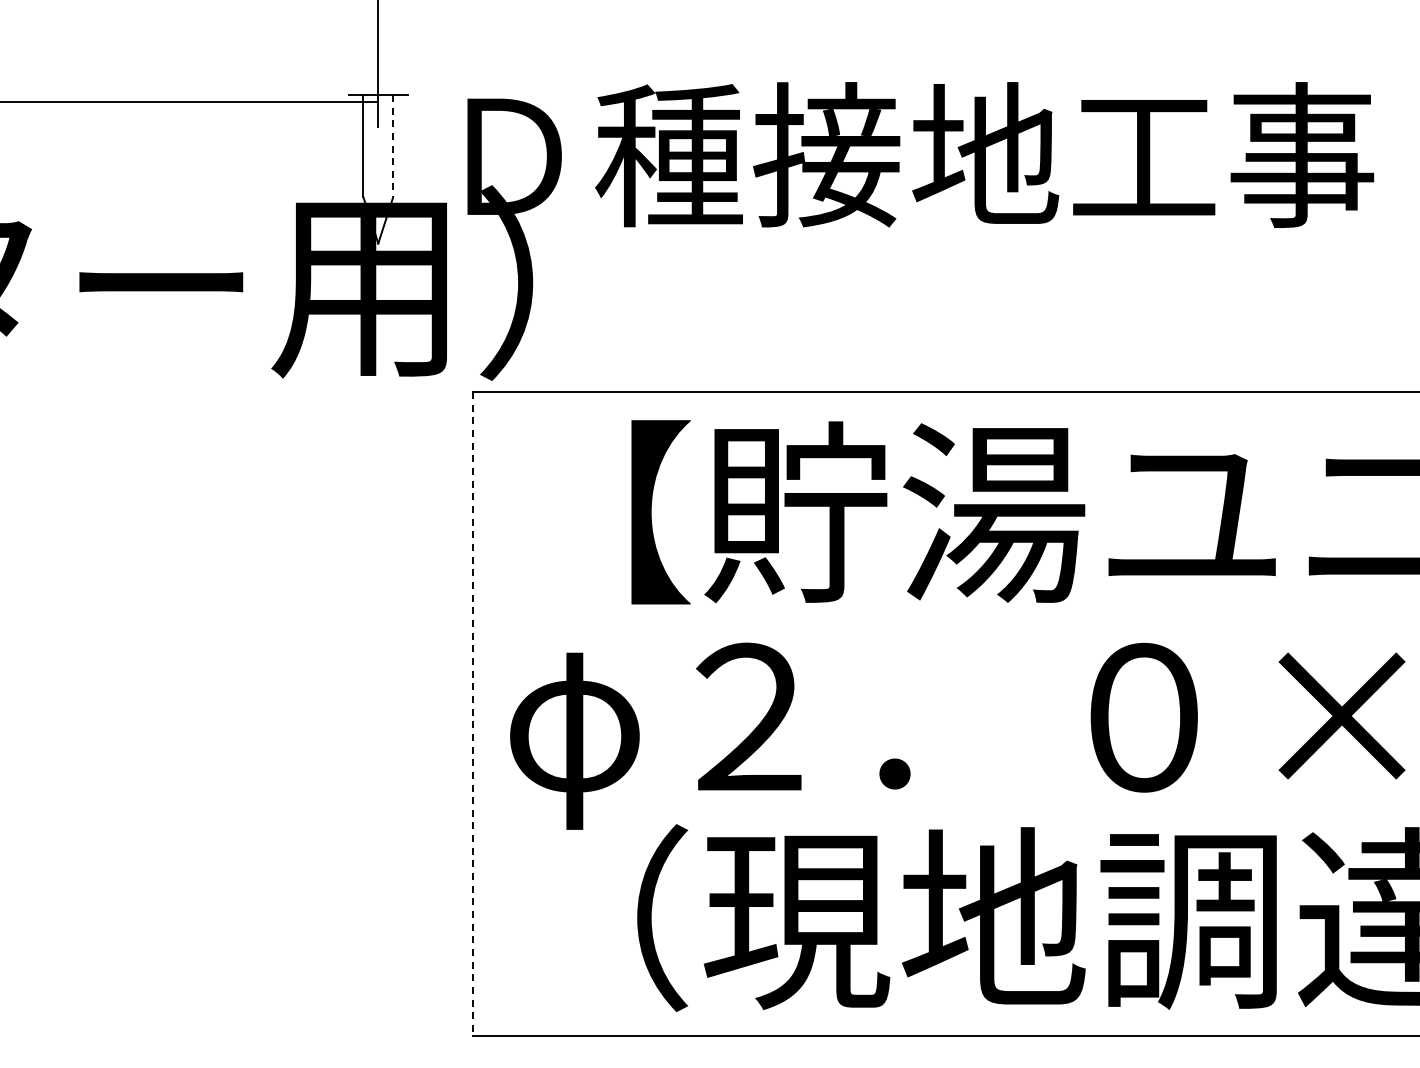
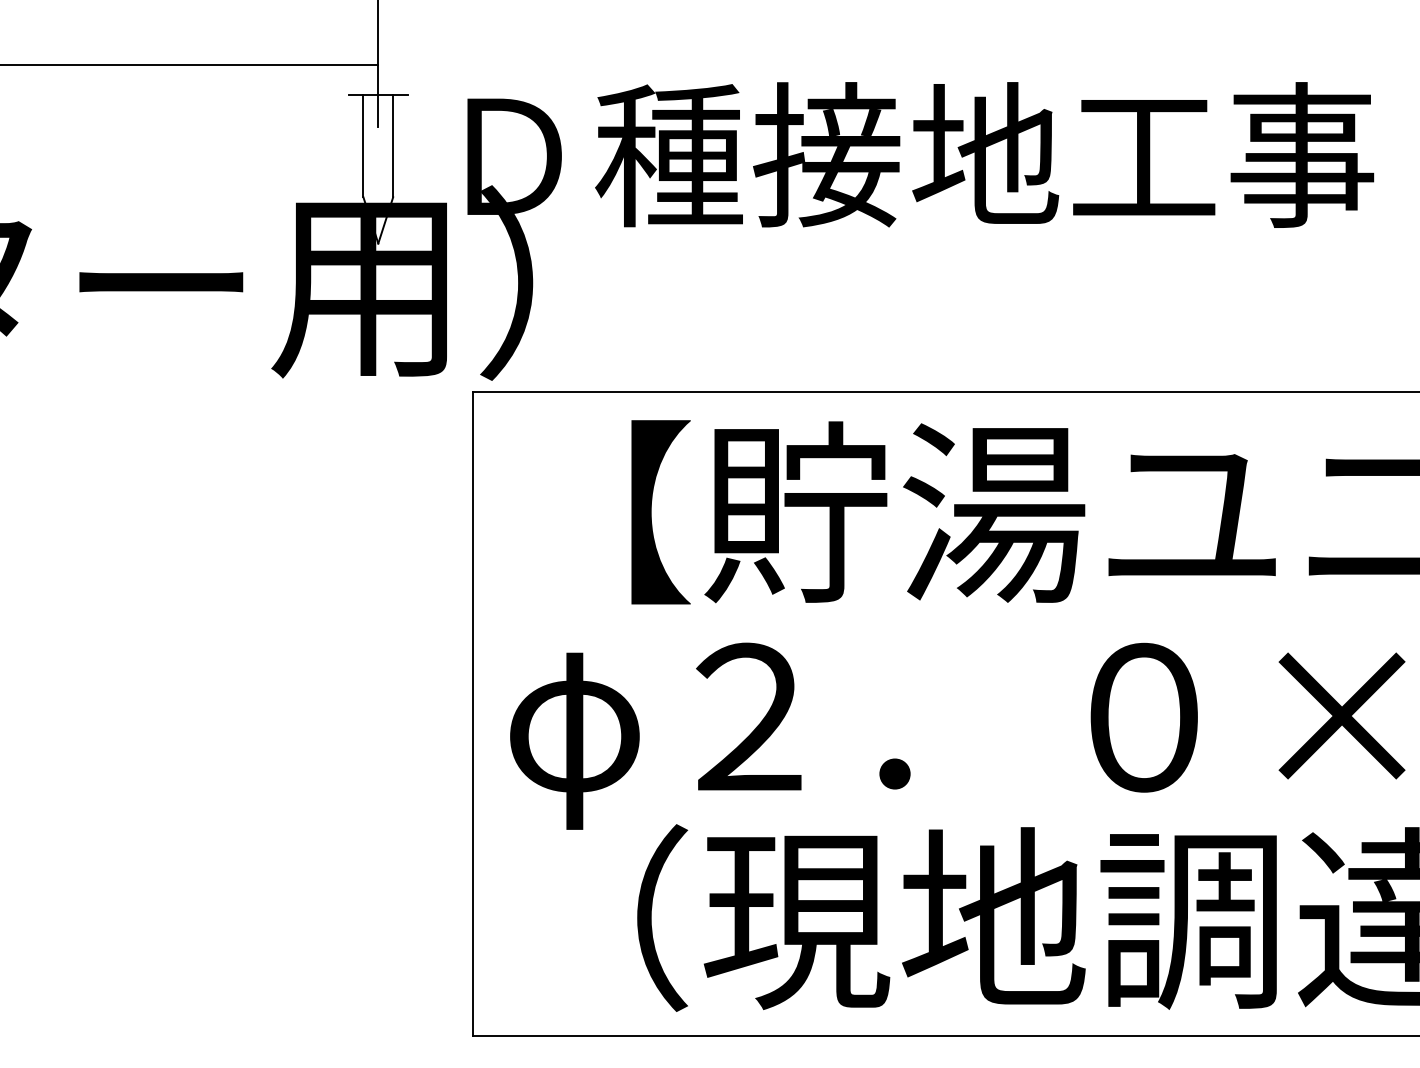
line position: (190, 102) -> (190, 65) (190, 65)
line: dashed -> solid (393, 146)
line: dashed -> solid (473, 713)
